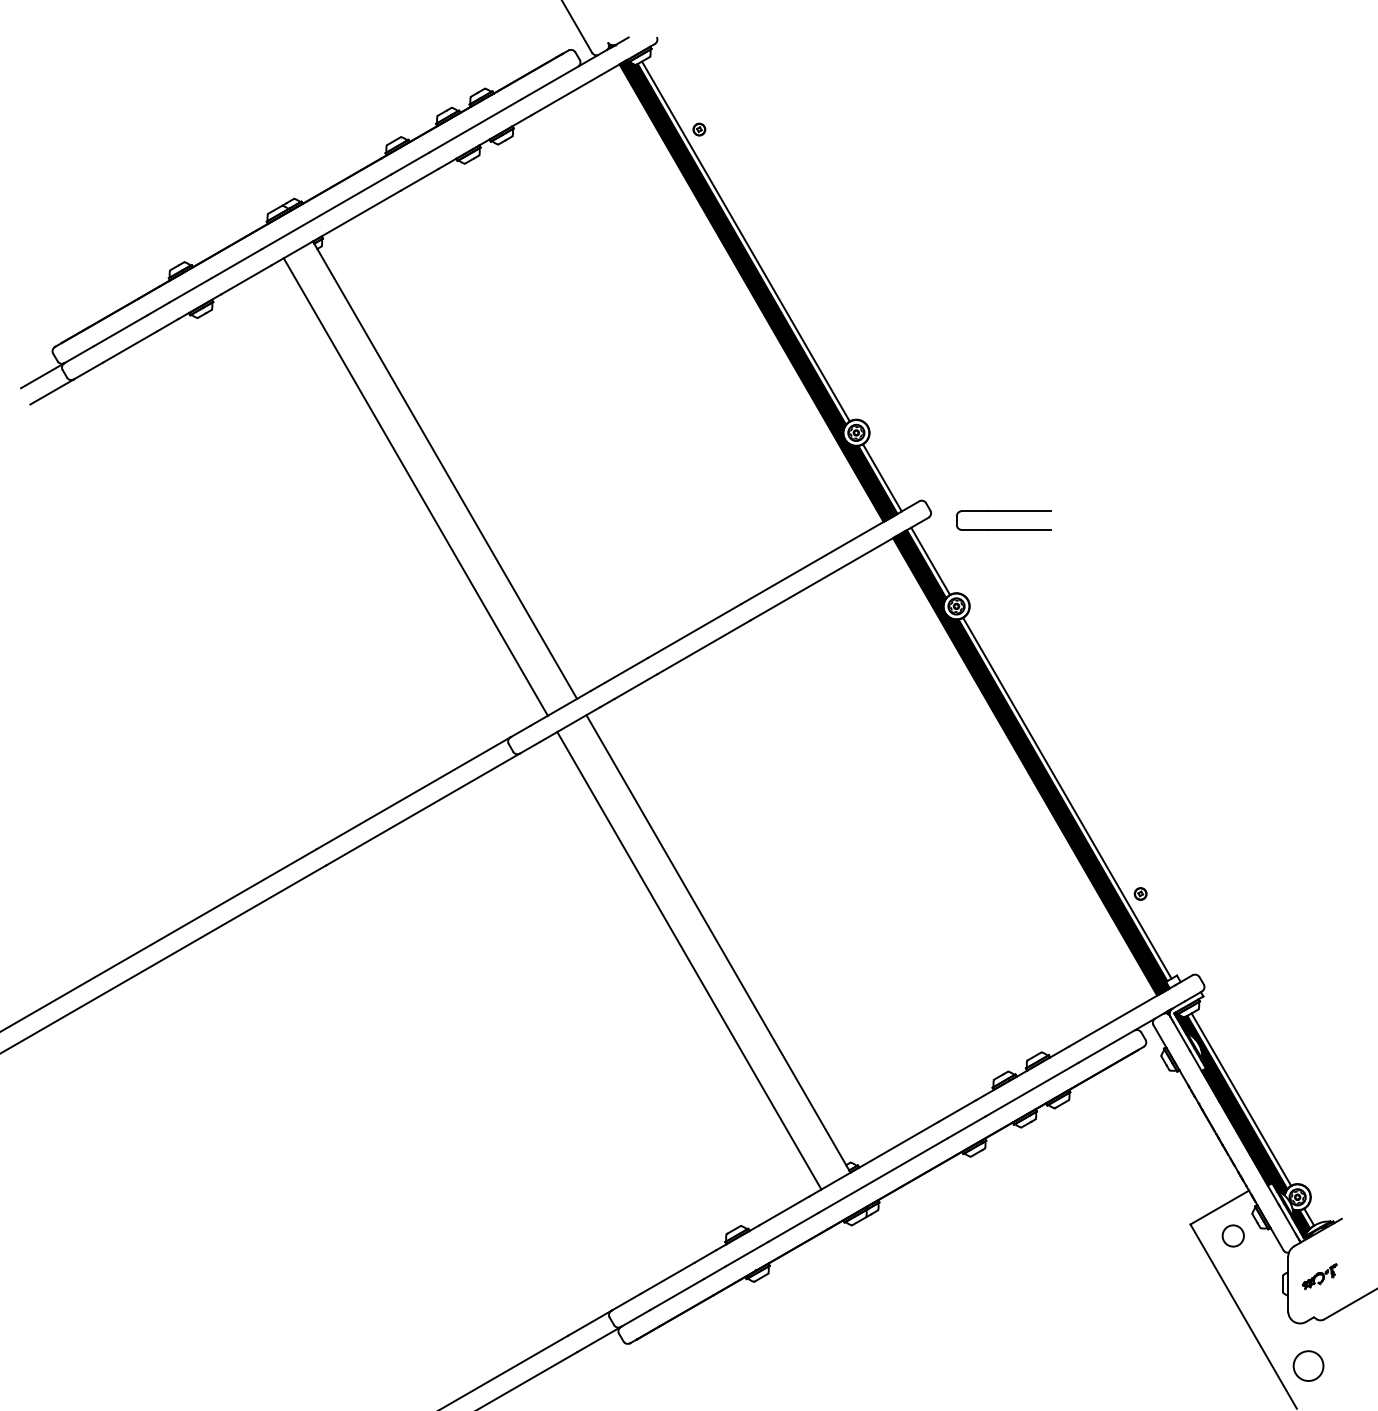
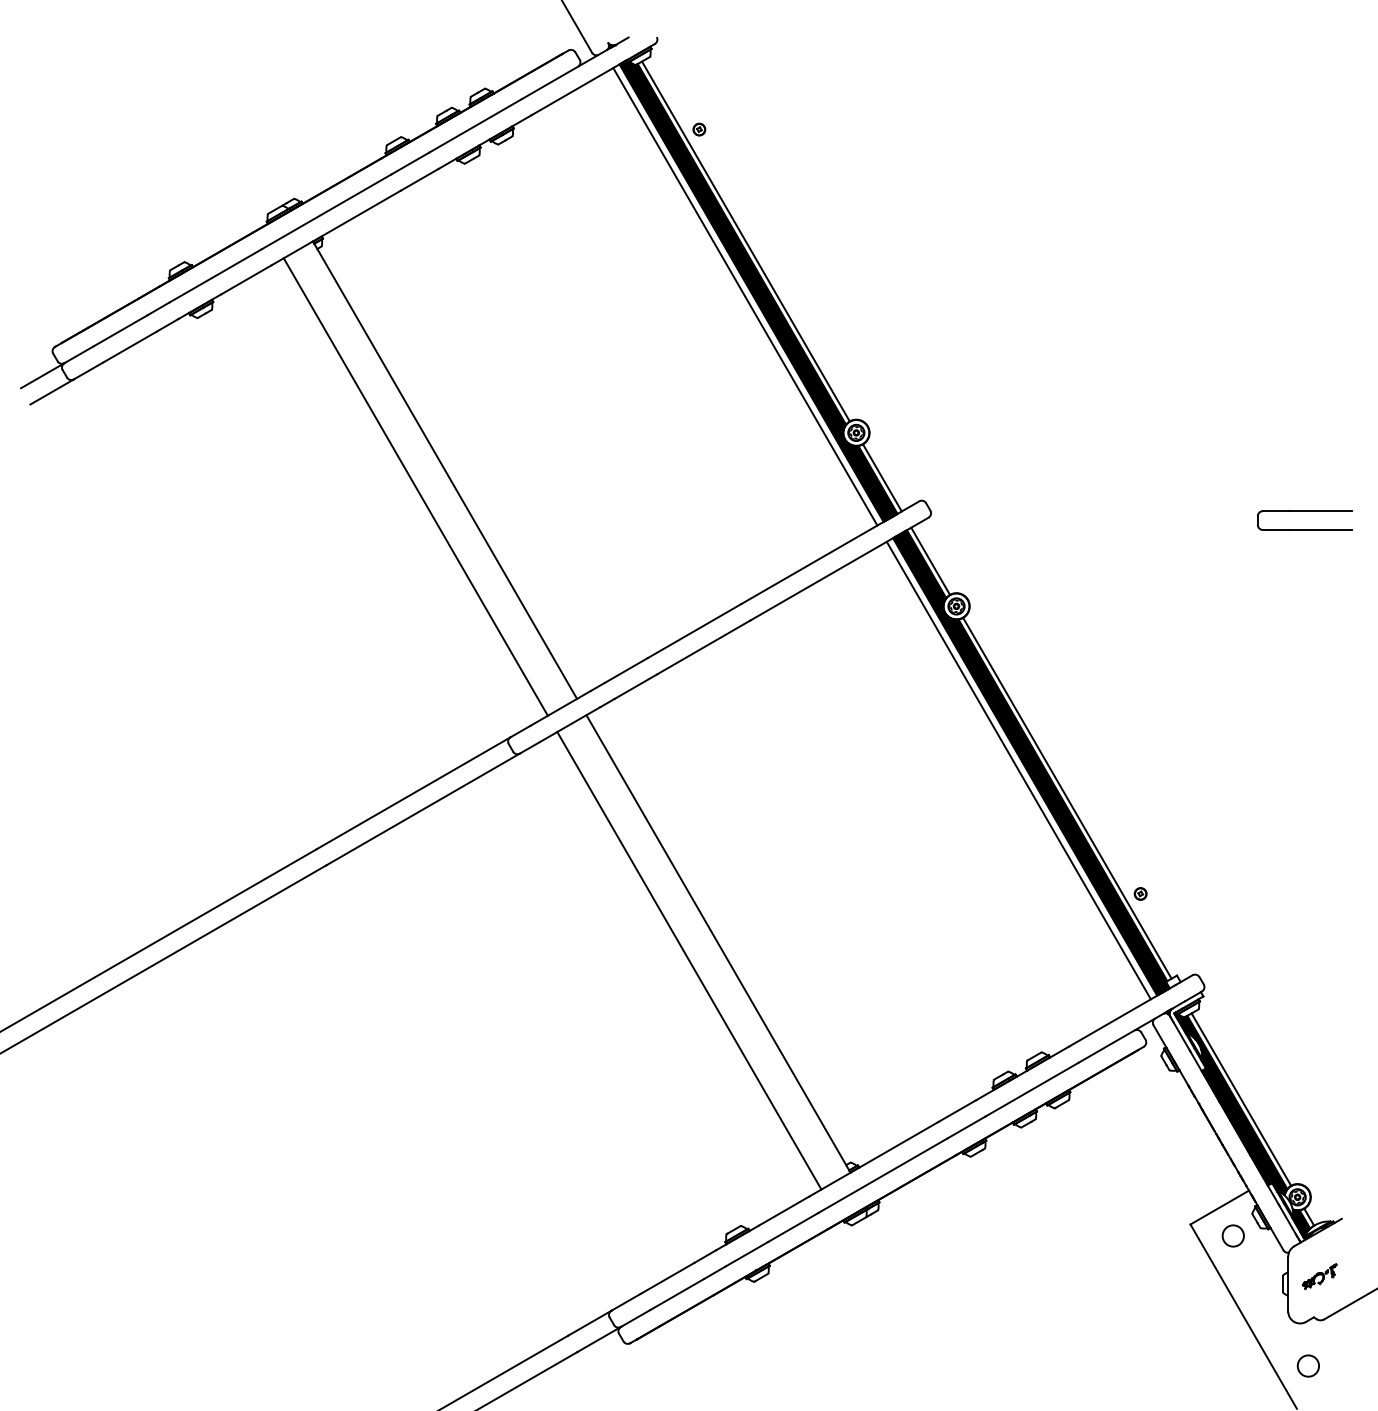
line: none -> present (745, 296)
part position: (1003, 511) -> (1304, 511) (1304, 511)
line: none -> present (1018, 770)
circle size: 33x32 px -> 24x24 px (1307, 1365)
